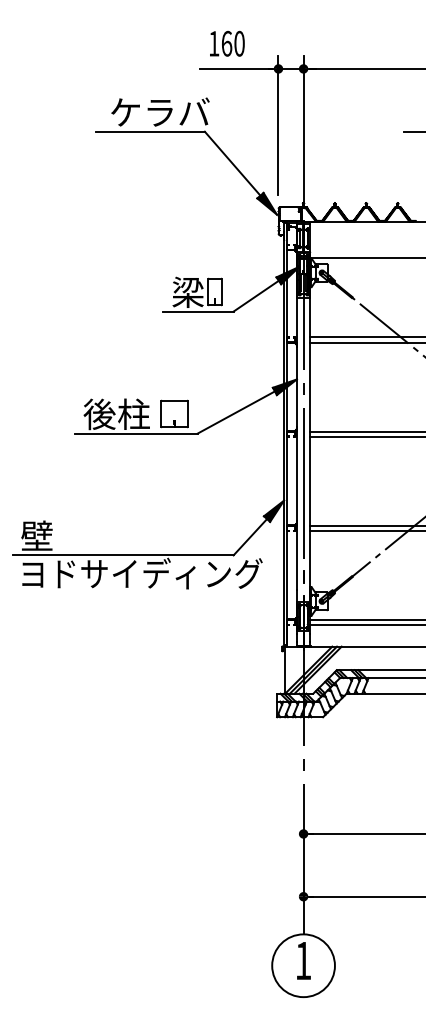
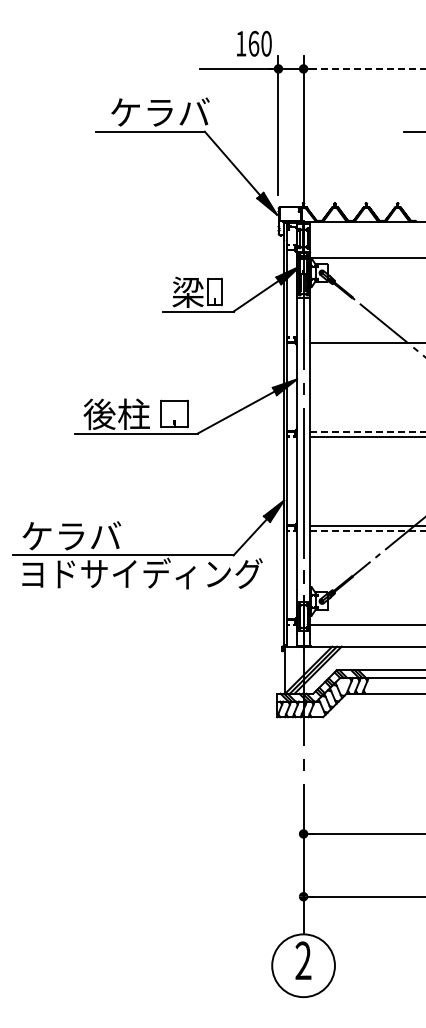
text position: (227, 43) -> (254, 43) (254, 43)
line: solid -> dashed (367, 68)
line: present -> none (366, 337)
line: solid -> dashed (368, 431)
line: solid -> dashed (368, 530)
text: 壁 -> ケラバ (71, 535)
line: present -> none (366, 619)
text: 1 -> 2 (303, 960)
